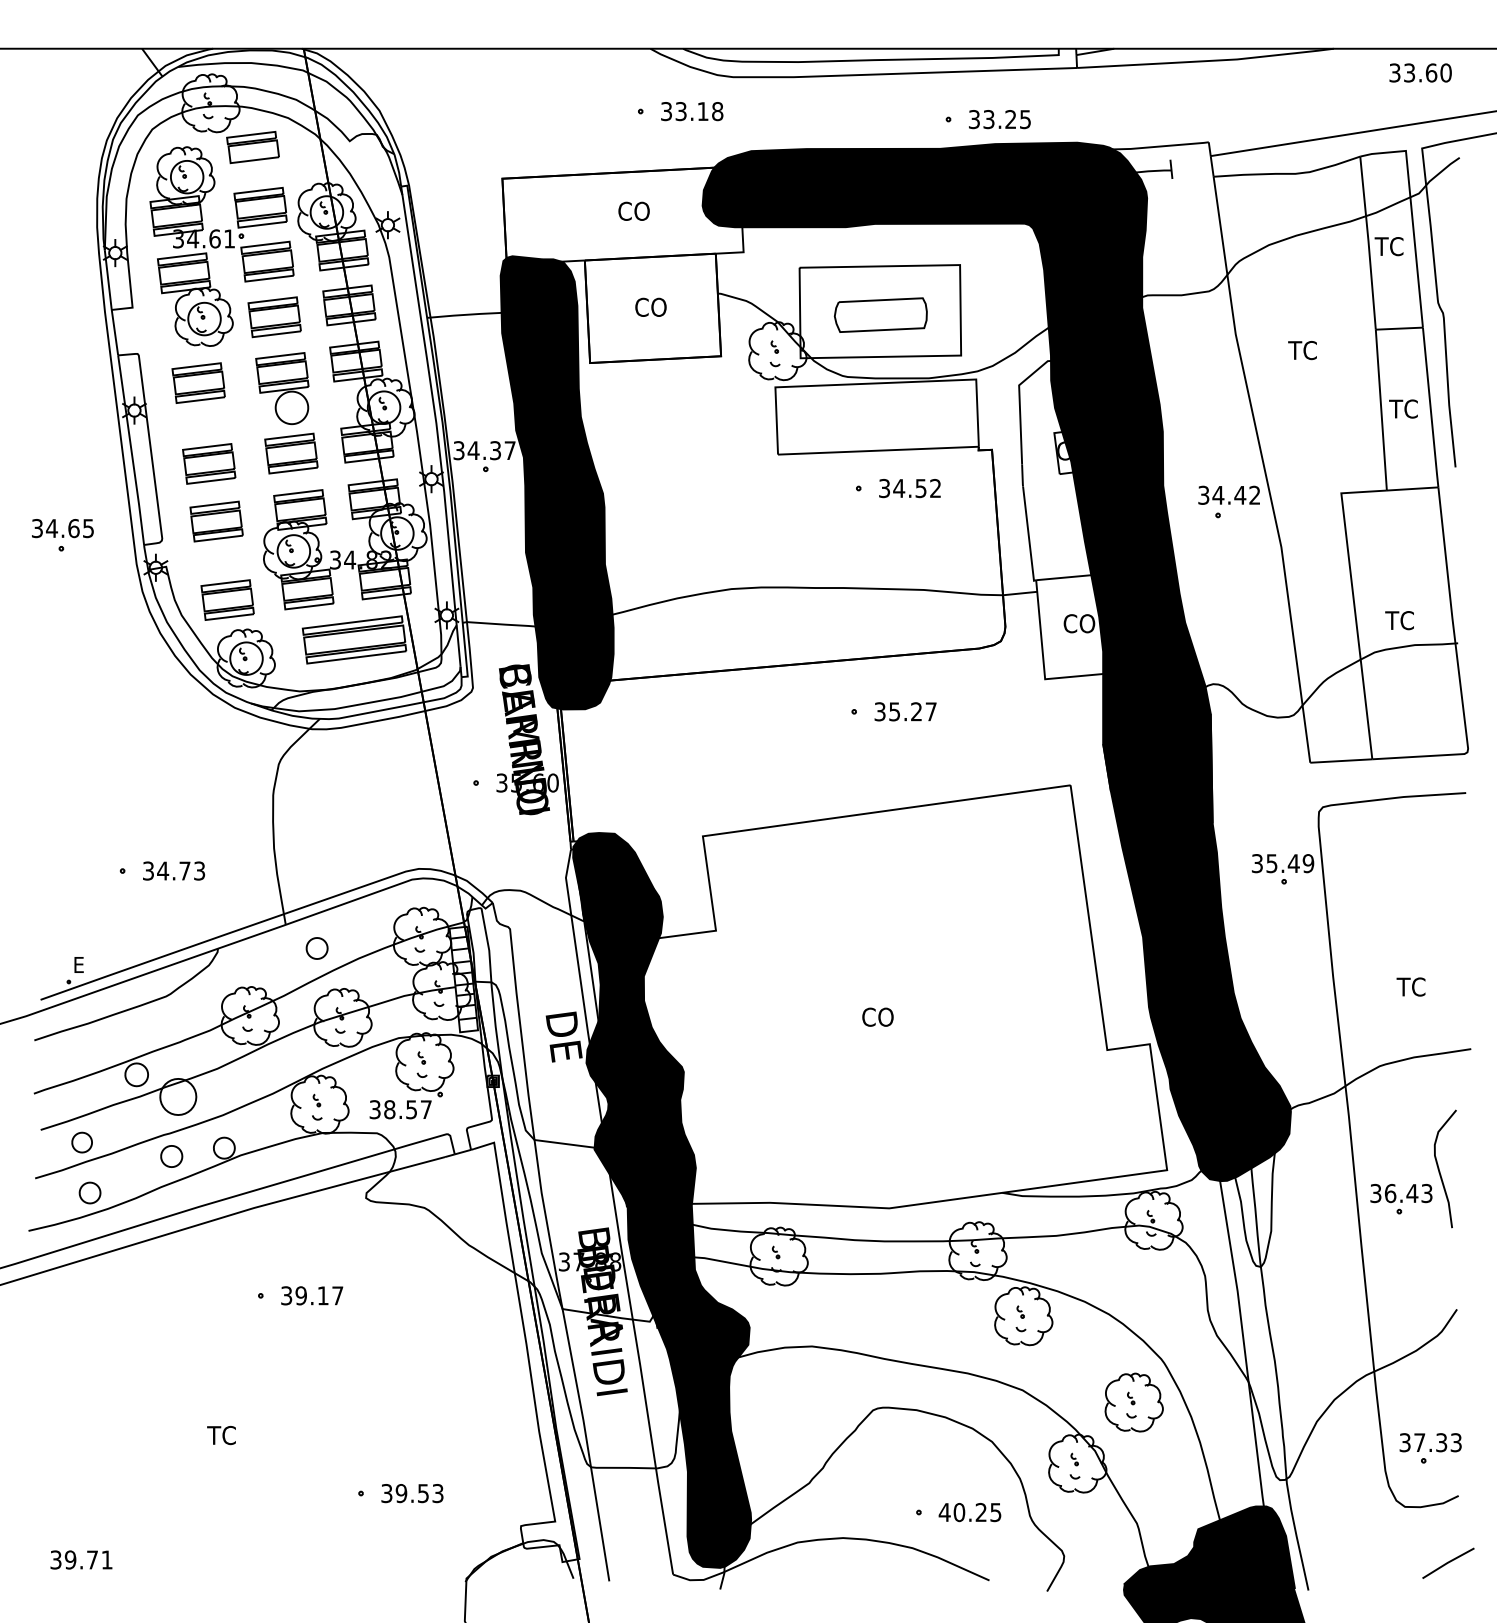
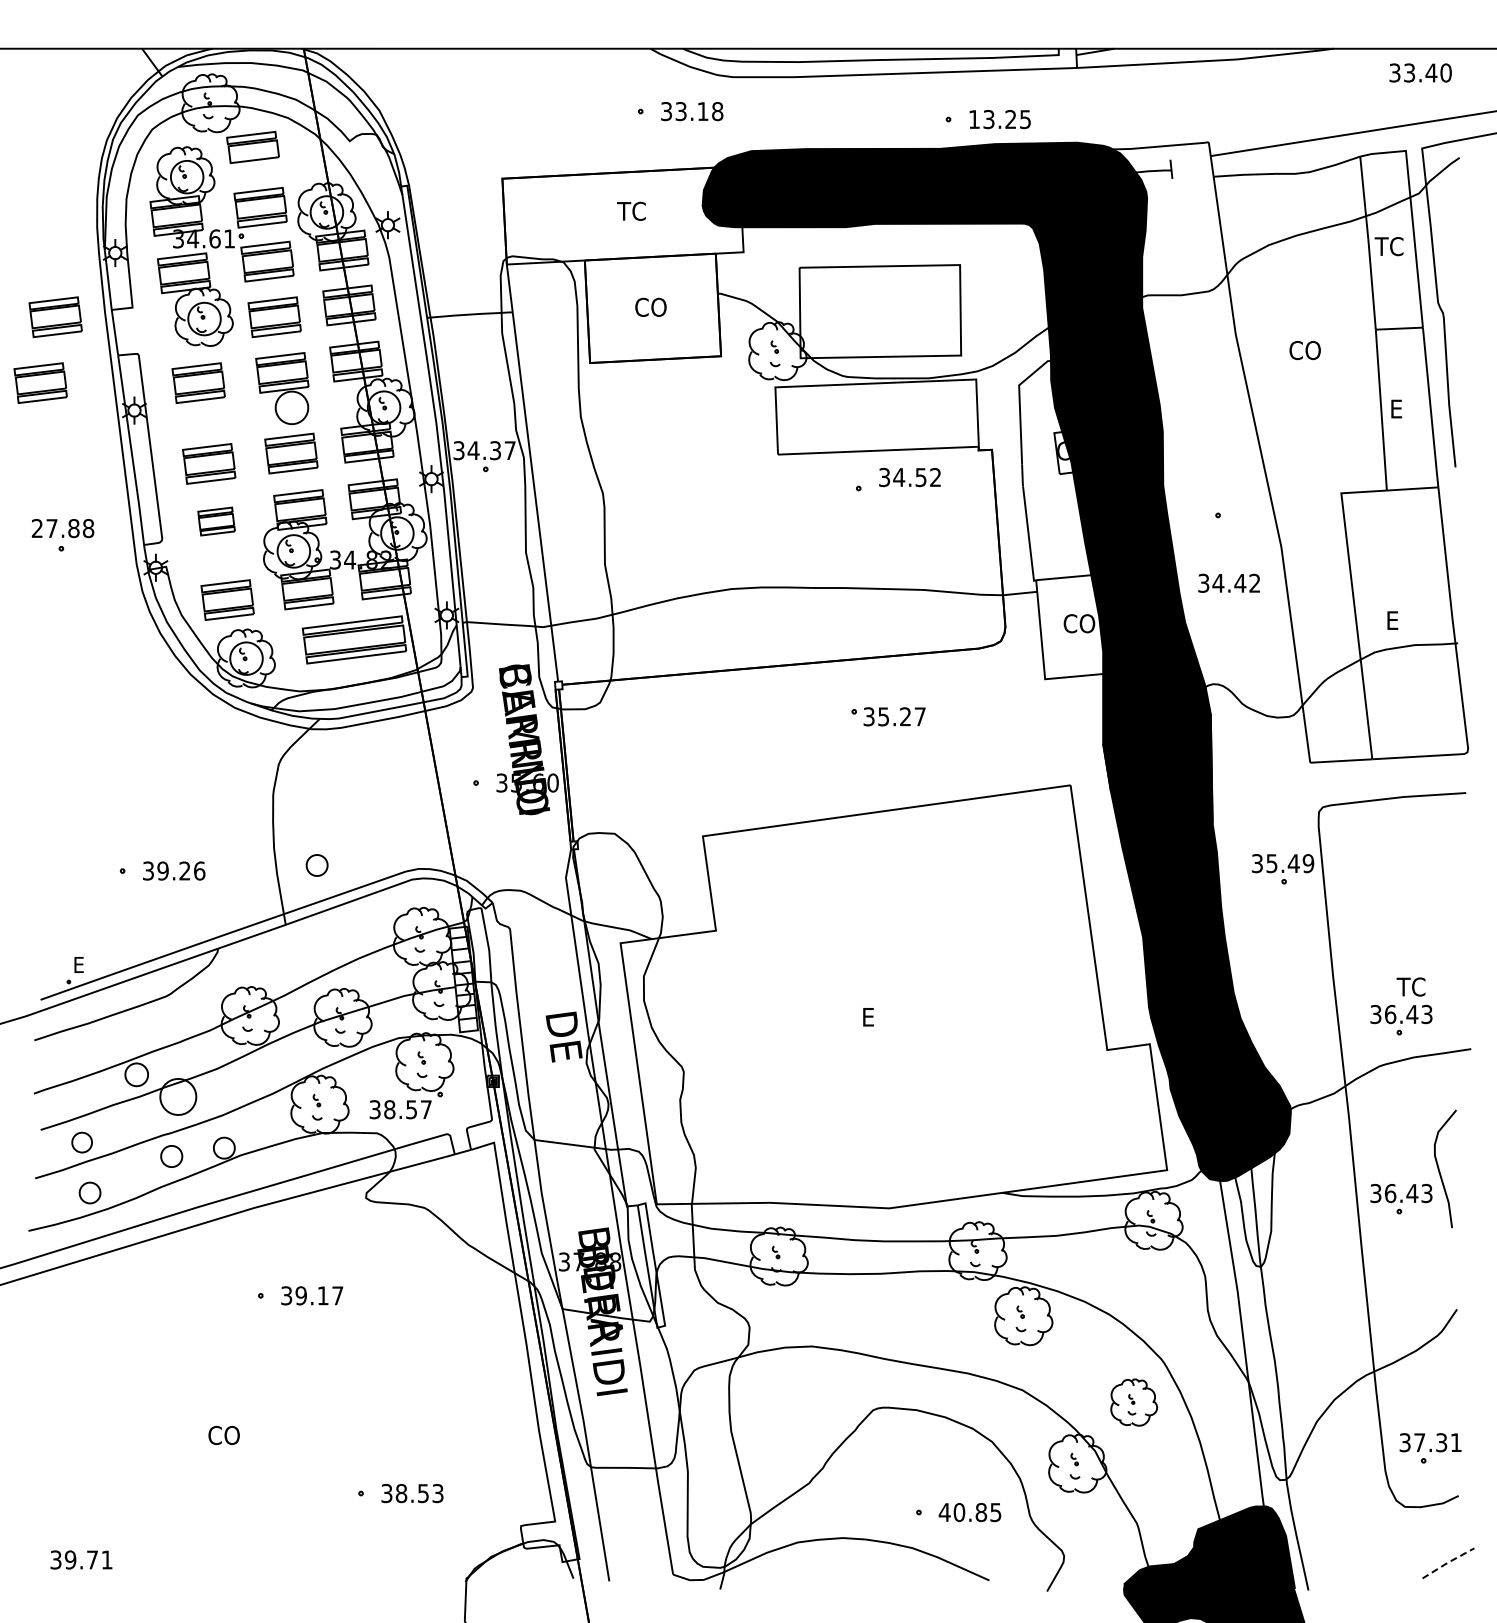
text: 33.60 -> 33.40 (1431, 72)
text: 33.25 -> 13.25 (974, 119)
text: CO -> TC (633, 210)
part: present -> none (880, 314)
part: none -> present (55, 317)
text: TC -> CO (1304, 350)
part: none -> present (40, 382)
text: TC -> E (1403, 408)
fill: present -> none (556, 482)
text position: (909, 488) -> (909, 477) (909, 477)
text position: (1228, 494) -> (1228, 582) (1228, 582)
part size: 55x43 px -> 39x31 px (216, 521)
text: 34.65 -> 27.88 (62, 528)
text: TC -> E (1399, 620)
text position: (905, 711) -> (894, 716) (894, 716)
text: 34.73 -> 39.26 (181, 870)
part position: (316, 948) -> (316, 865) (316, 865)
text: CO -> E (877, 1016)
part: none -> present (1401, 1020)
fill: present -> none (662, 1200)
part size: 60x61 px -> 48x49 px (1133, 1402)
text: TC -> CO (223, 1435)
text: 37.33 -> 37.31 (1455, 1442)
text: 39.53 -> 38.53 (401, 1493)
text: 40.25 -> 40.85 (981, 1512)
line: solid -> dashed (1447, 1562)
